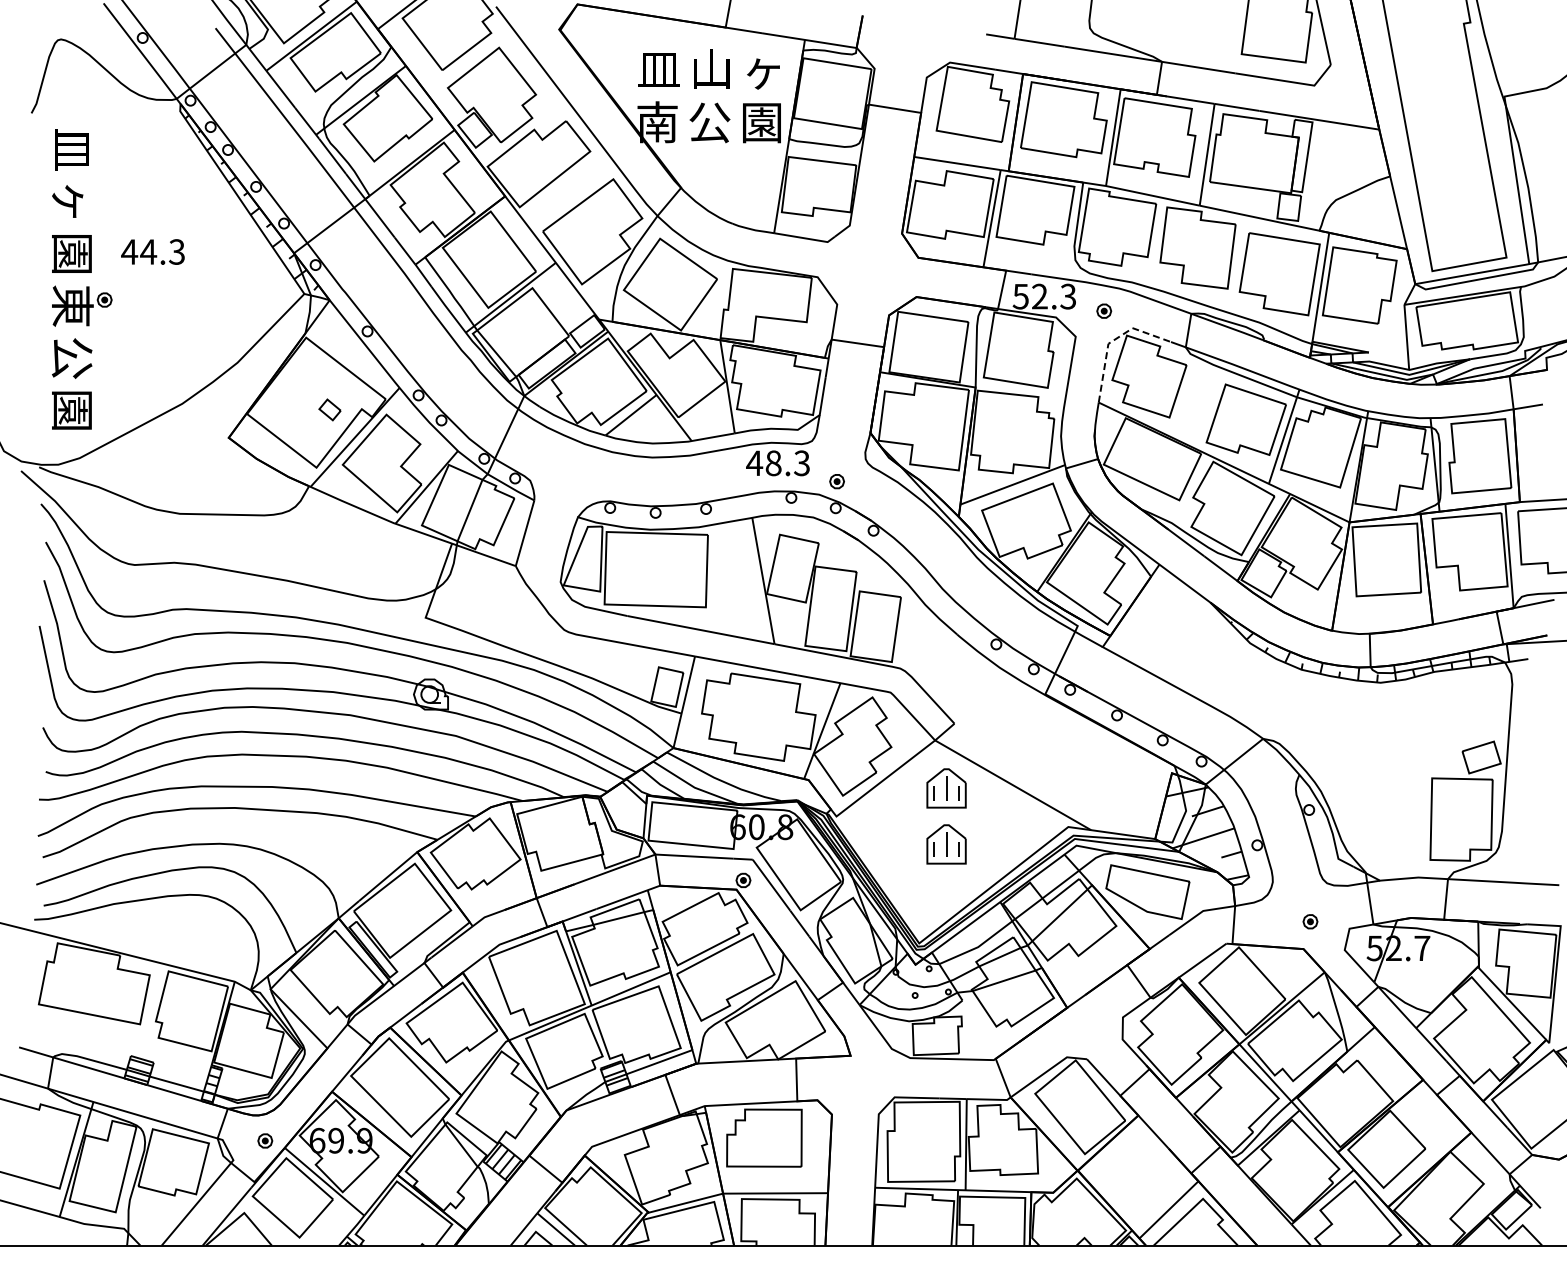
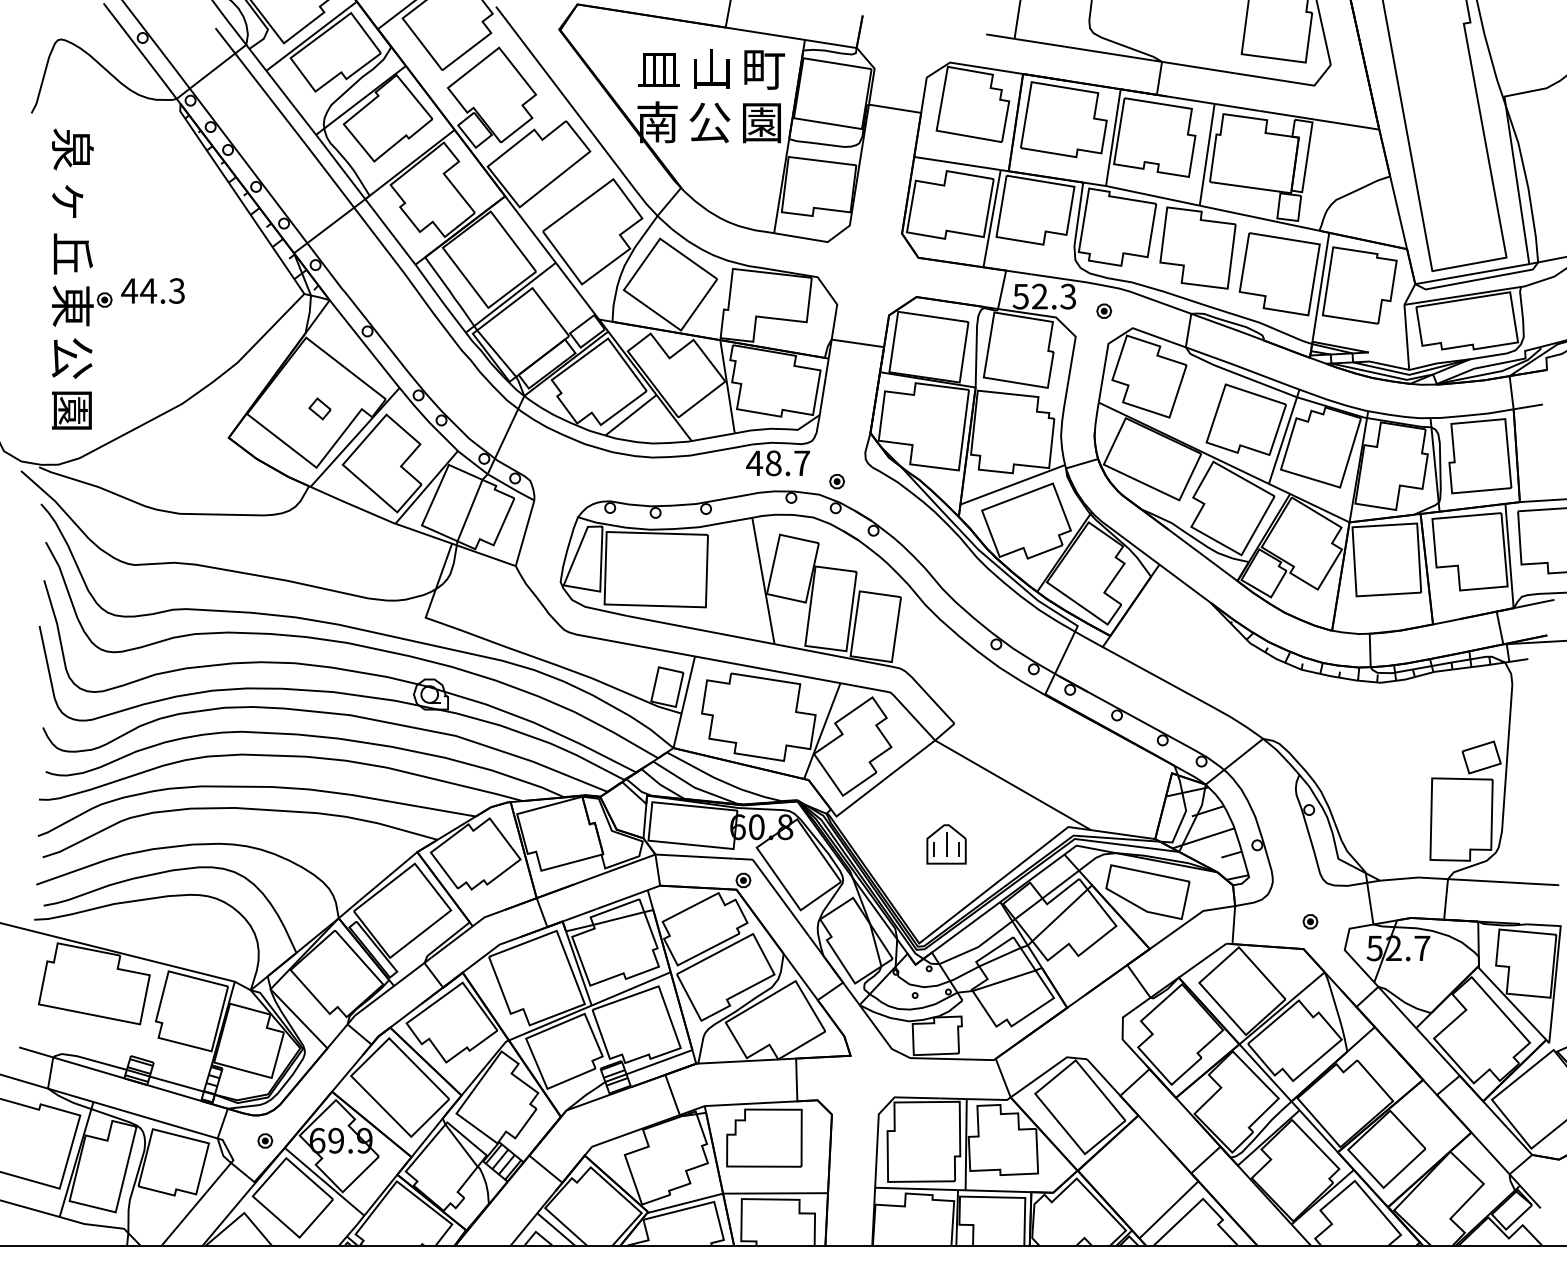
text: ヶ -> 町 (764, 69)
text: 皿 -> 泉 (72, 149)
text position: (152, 251) -> (152, 290) (152, 290)
text: 園 -> 丘 (72, 253)
line: dashed -> solid (1112, 341)
part position: (329, 409) -> (319, 408) (319, 408)
text: 48.3 -> 48.7 (802, 463)
part: present -> none (946, 788)
